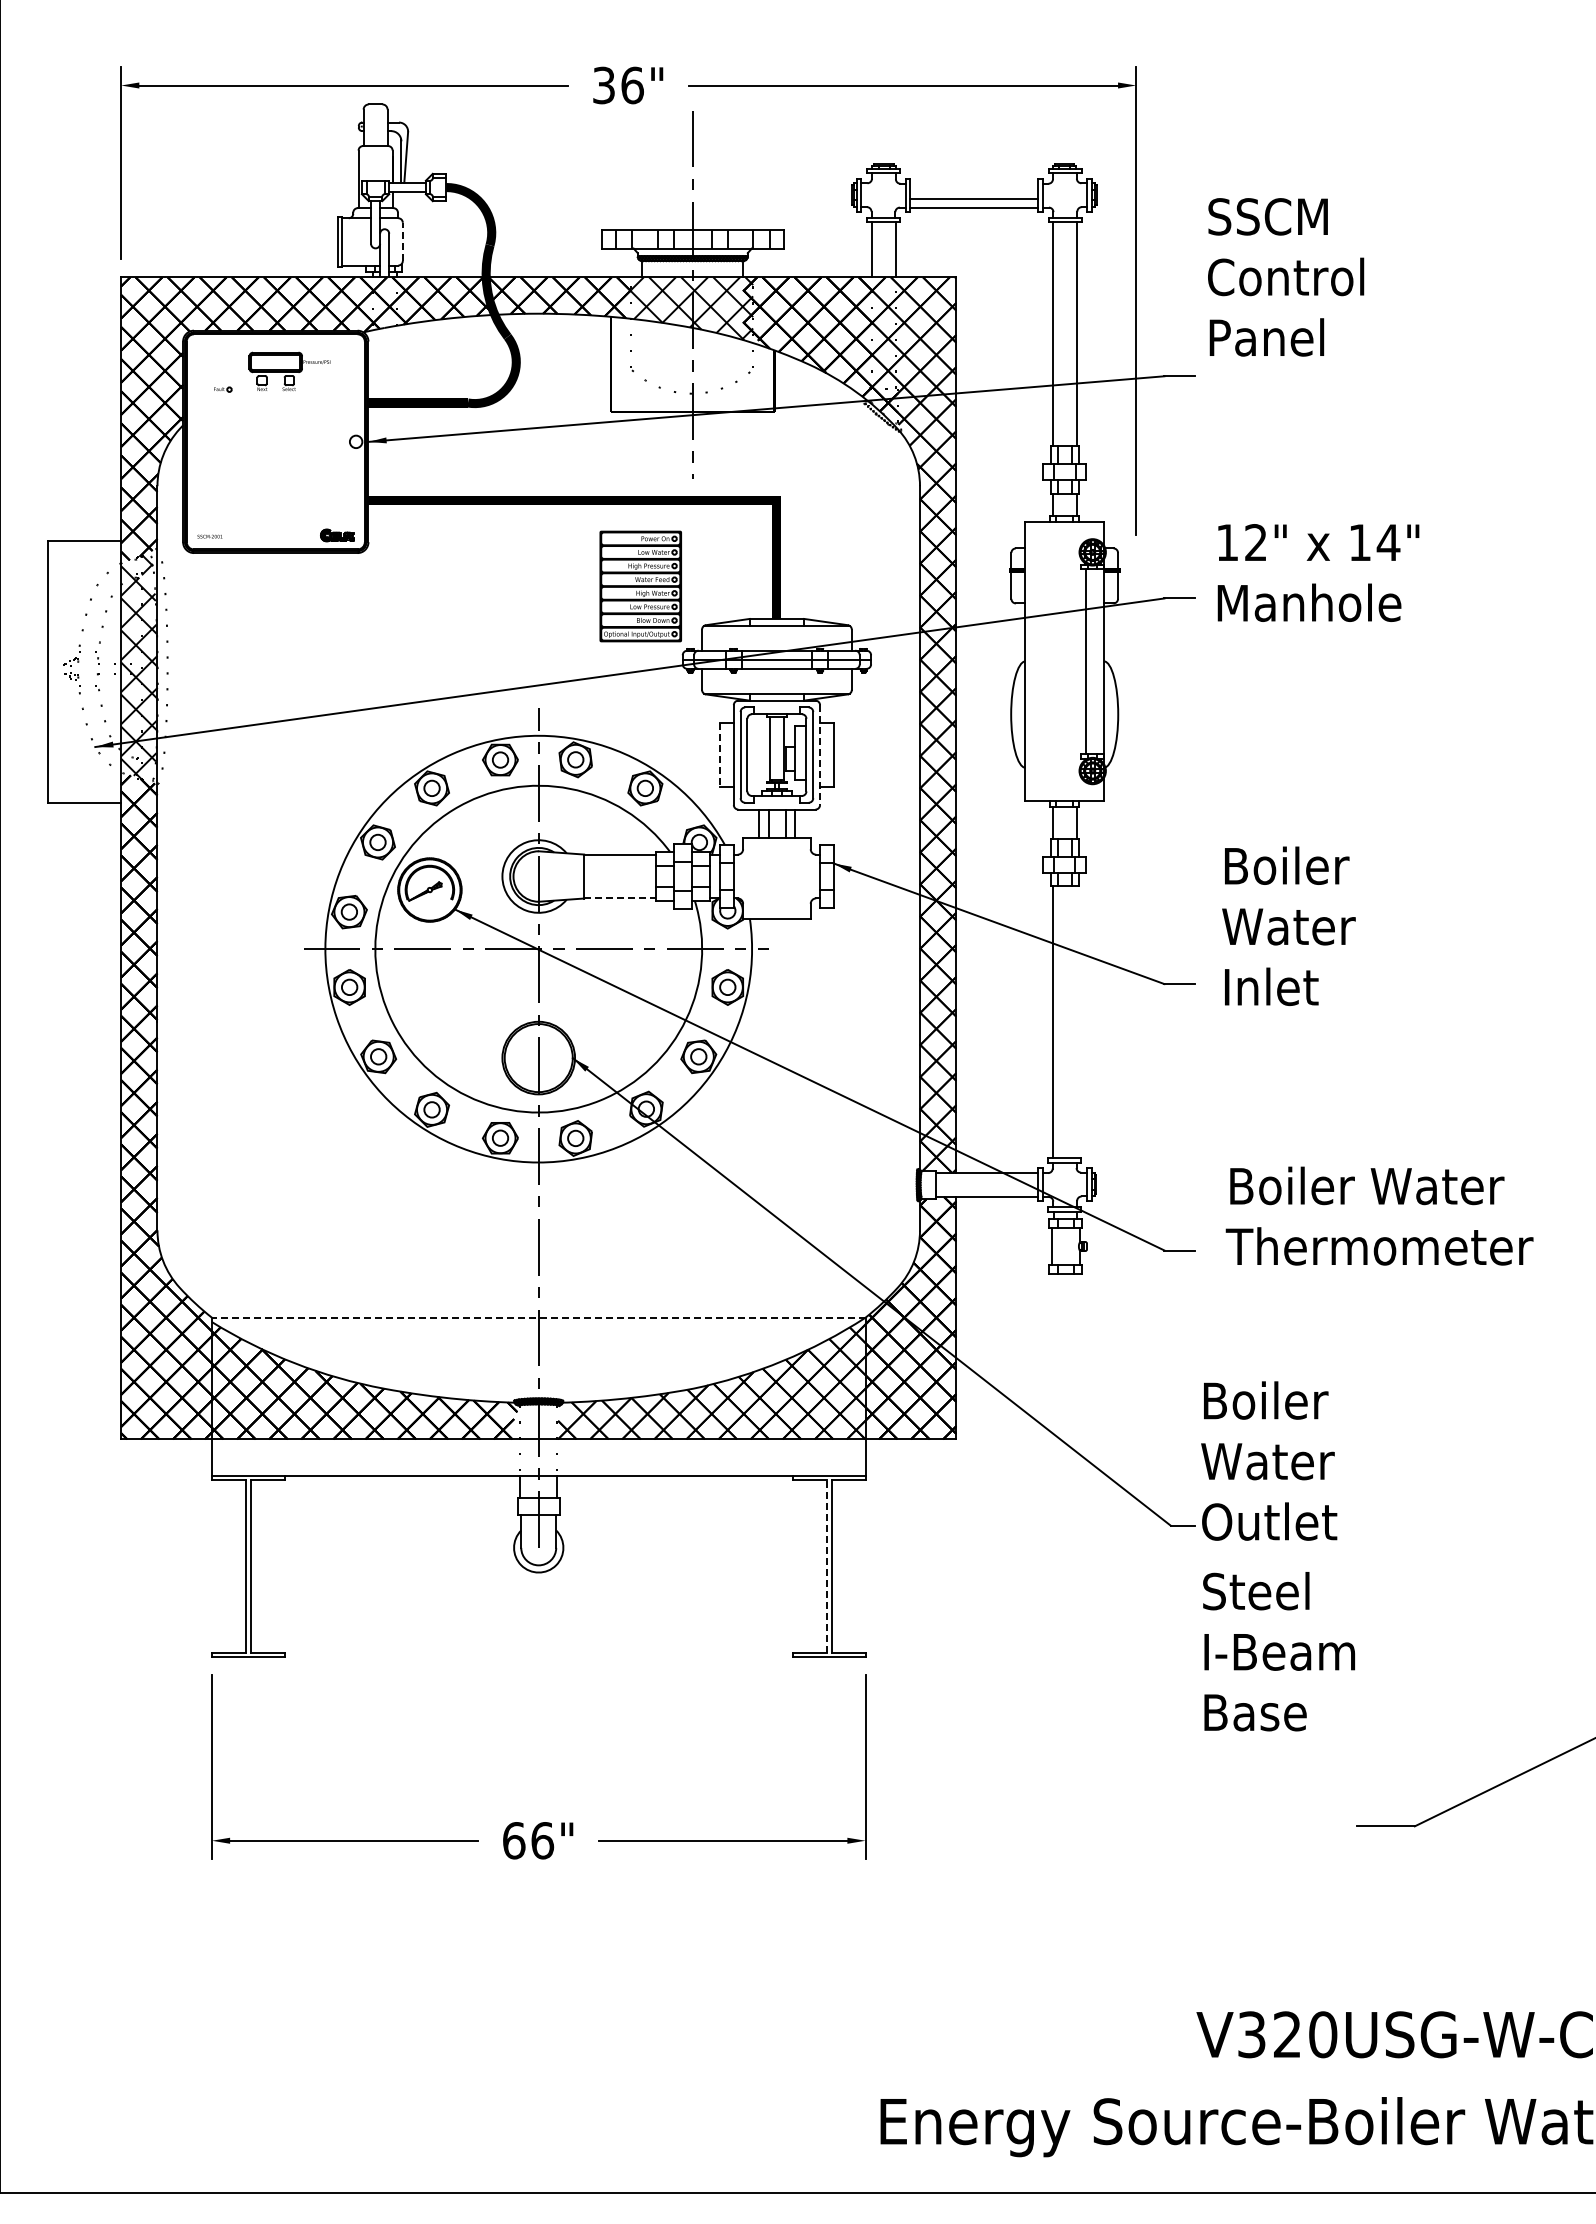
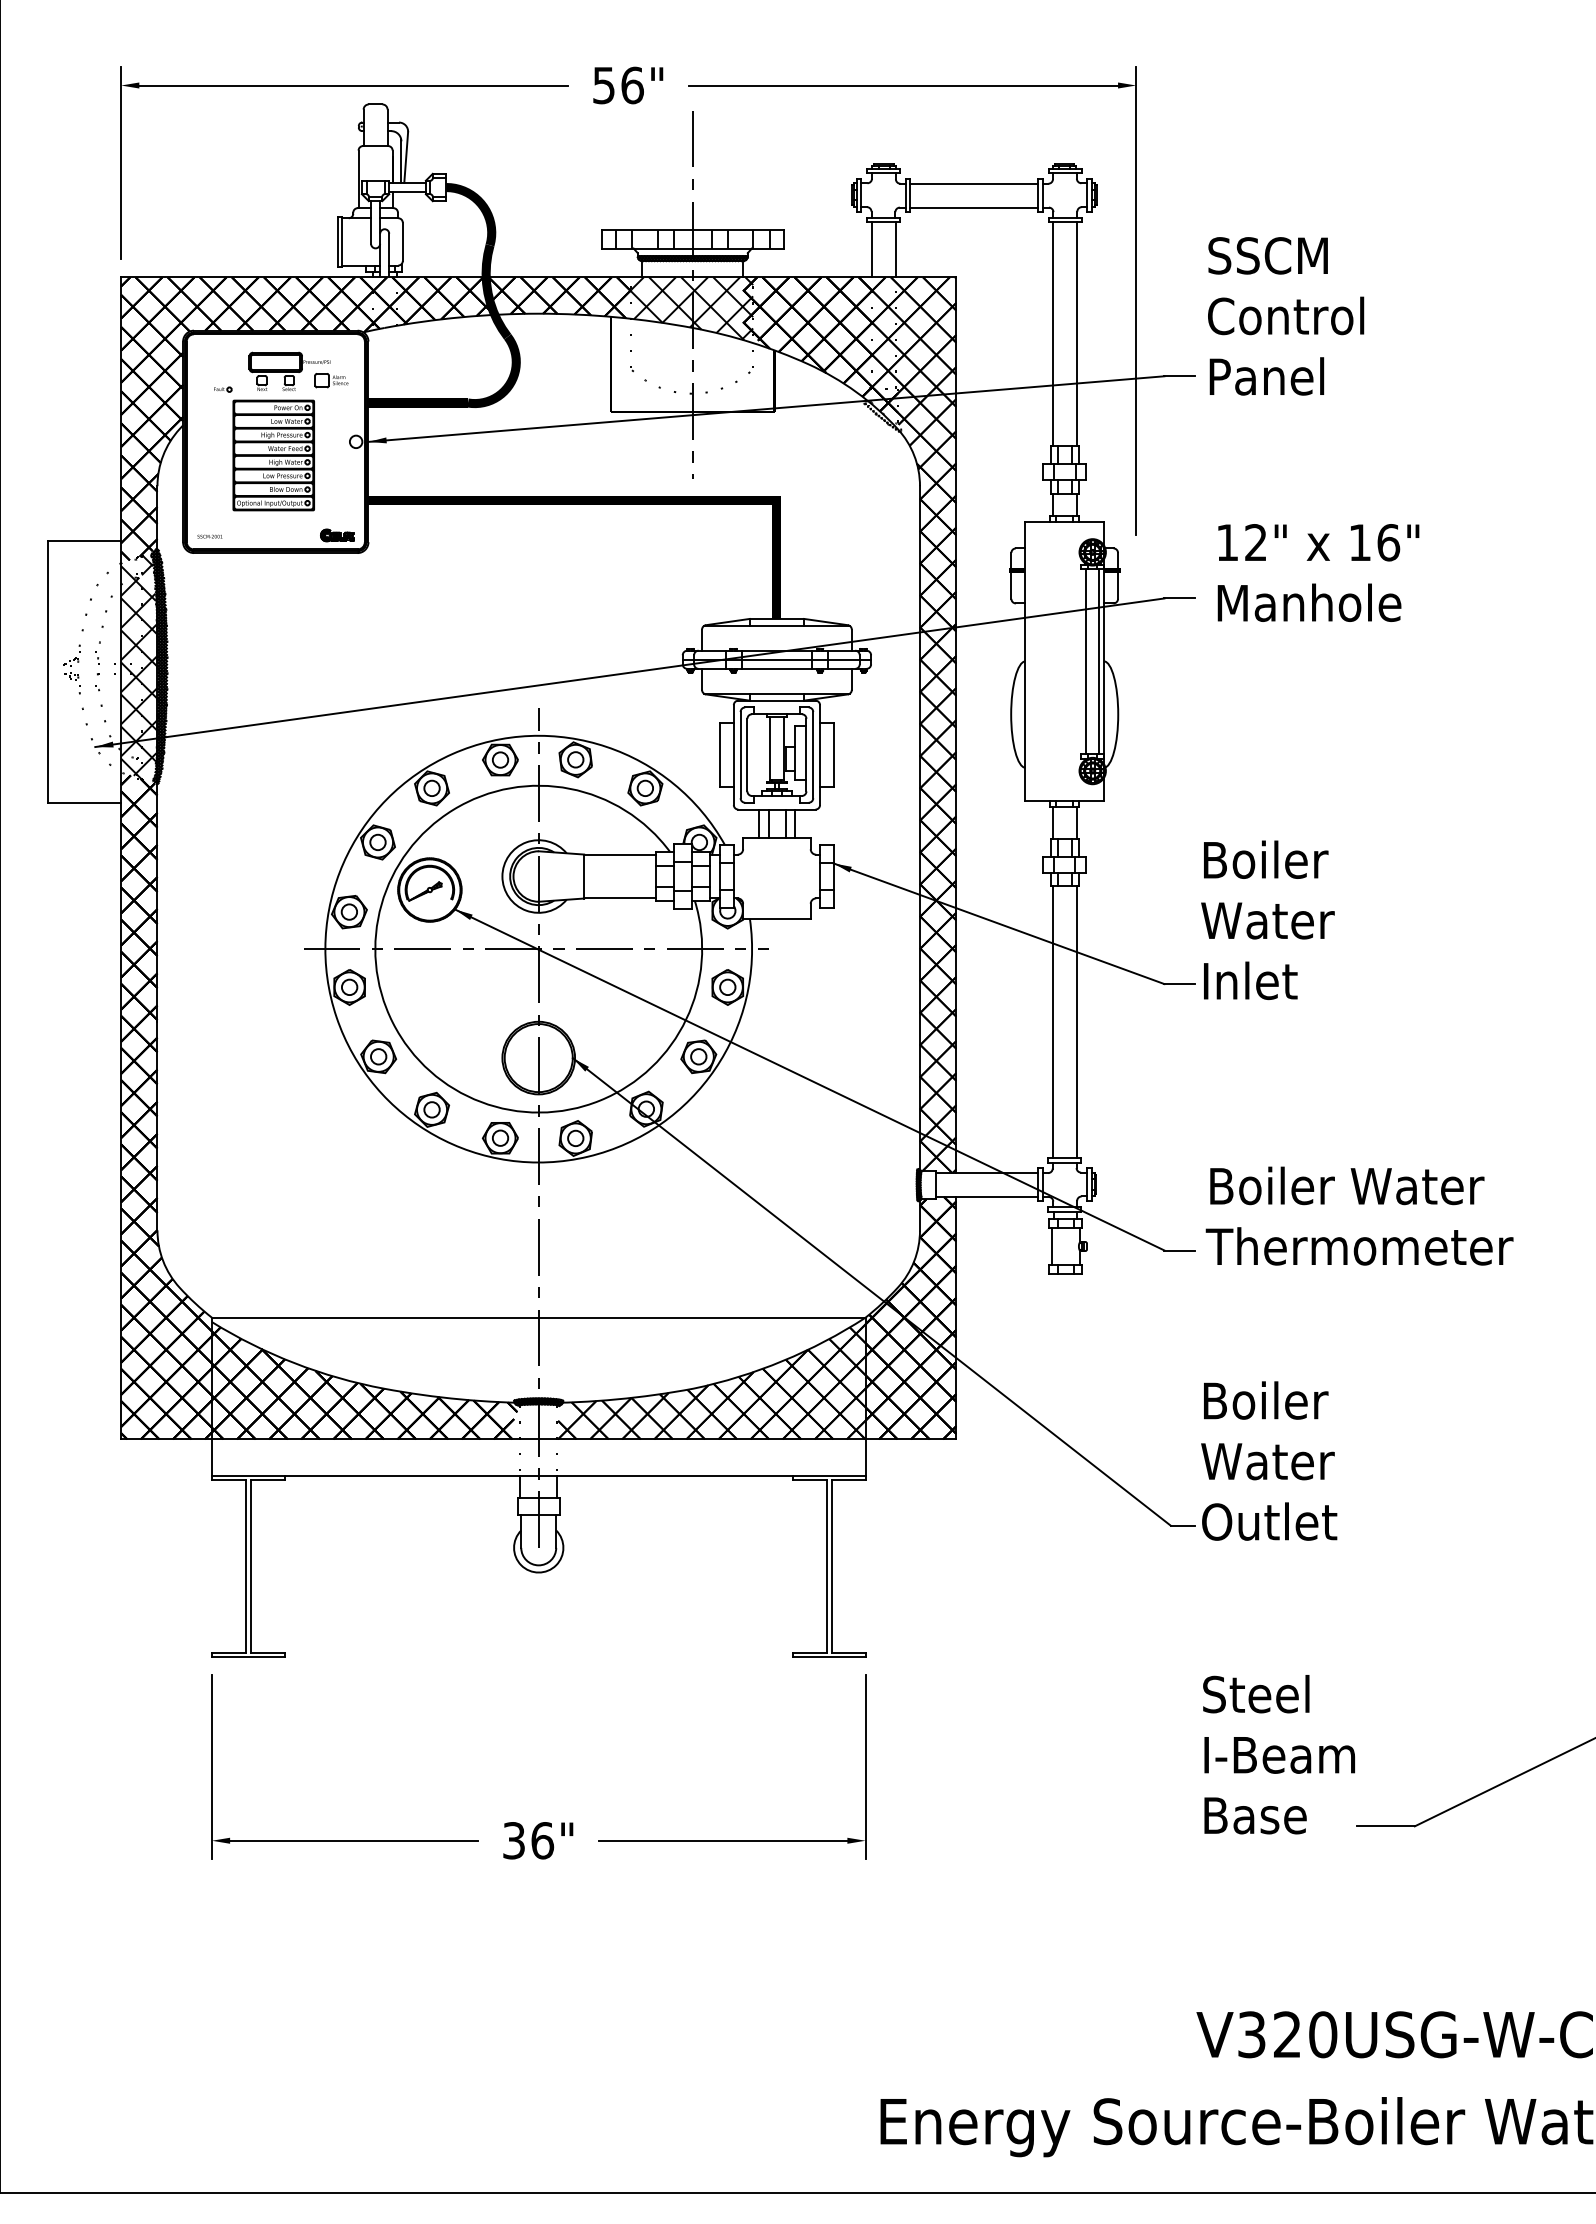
text: 36" -> 56" (603, 84)
line position: (974, 199) -> (974, 184) (974, 184)
line: dashed -> solid (402, 241)
text position: (1286, 277) -> (1286, 316) (1286, 316)
part: none -> present (331, 380)
text: 14" -> 16" (1388, 542)
part position: (640, 586) -> (273, 455) (273, 455)
line: none -> present (1099, 661)
hatch: none -> present (158, 666)
line: dashed -> solid (720, 755)
line: dashed -> solid (820, 755)
line: dashed -> solid (619, 898)
text position: (1288, 925) -> (1267, 919) (1267, 919)
line: none -> present (1076, 1022)
text position: (1379, 1215) -> (1359, 1215) (1359, 1215)
line: dashed -> solid (538, 1317)
line: dashed -> solid (826, 1565)
text position: (1278, 1651) -> (1278, 1754) (1278, 1754)
text: 66" -> 36" (514, 1840)
